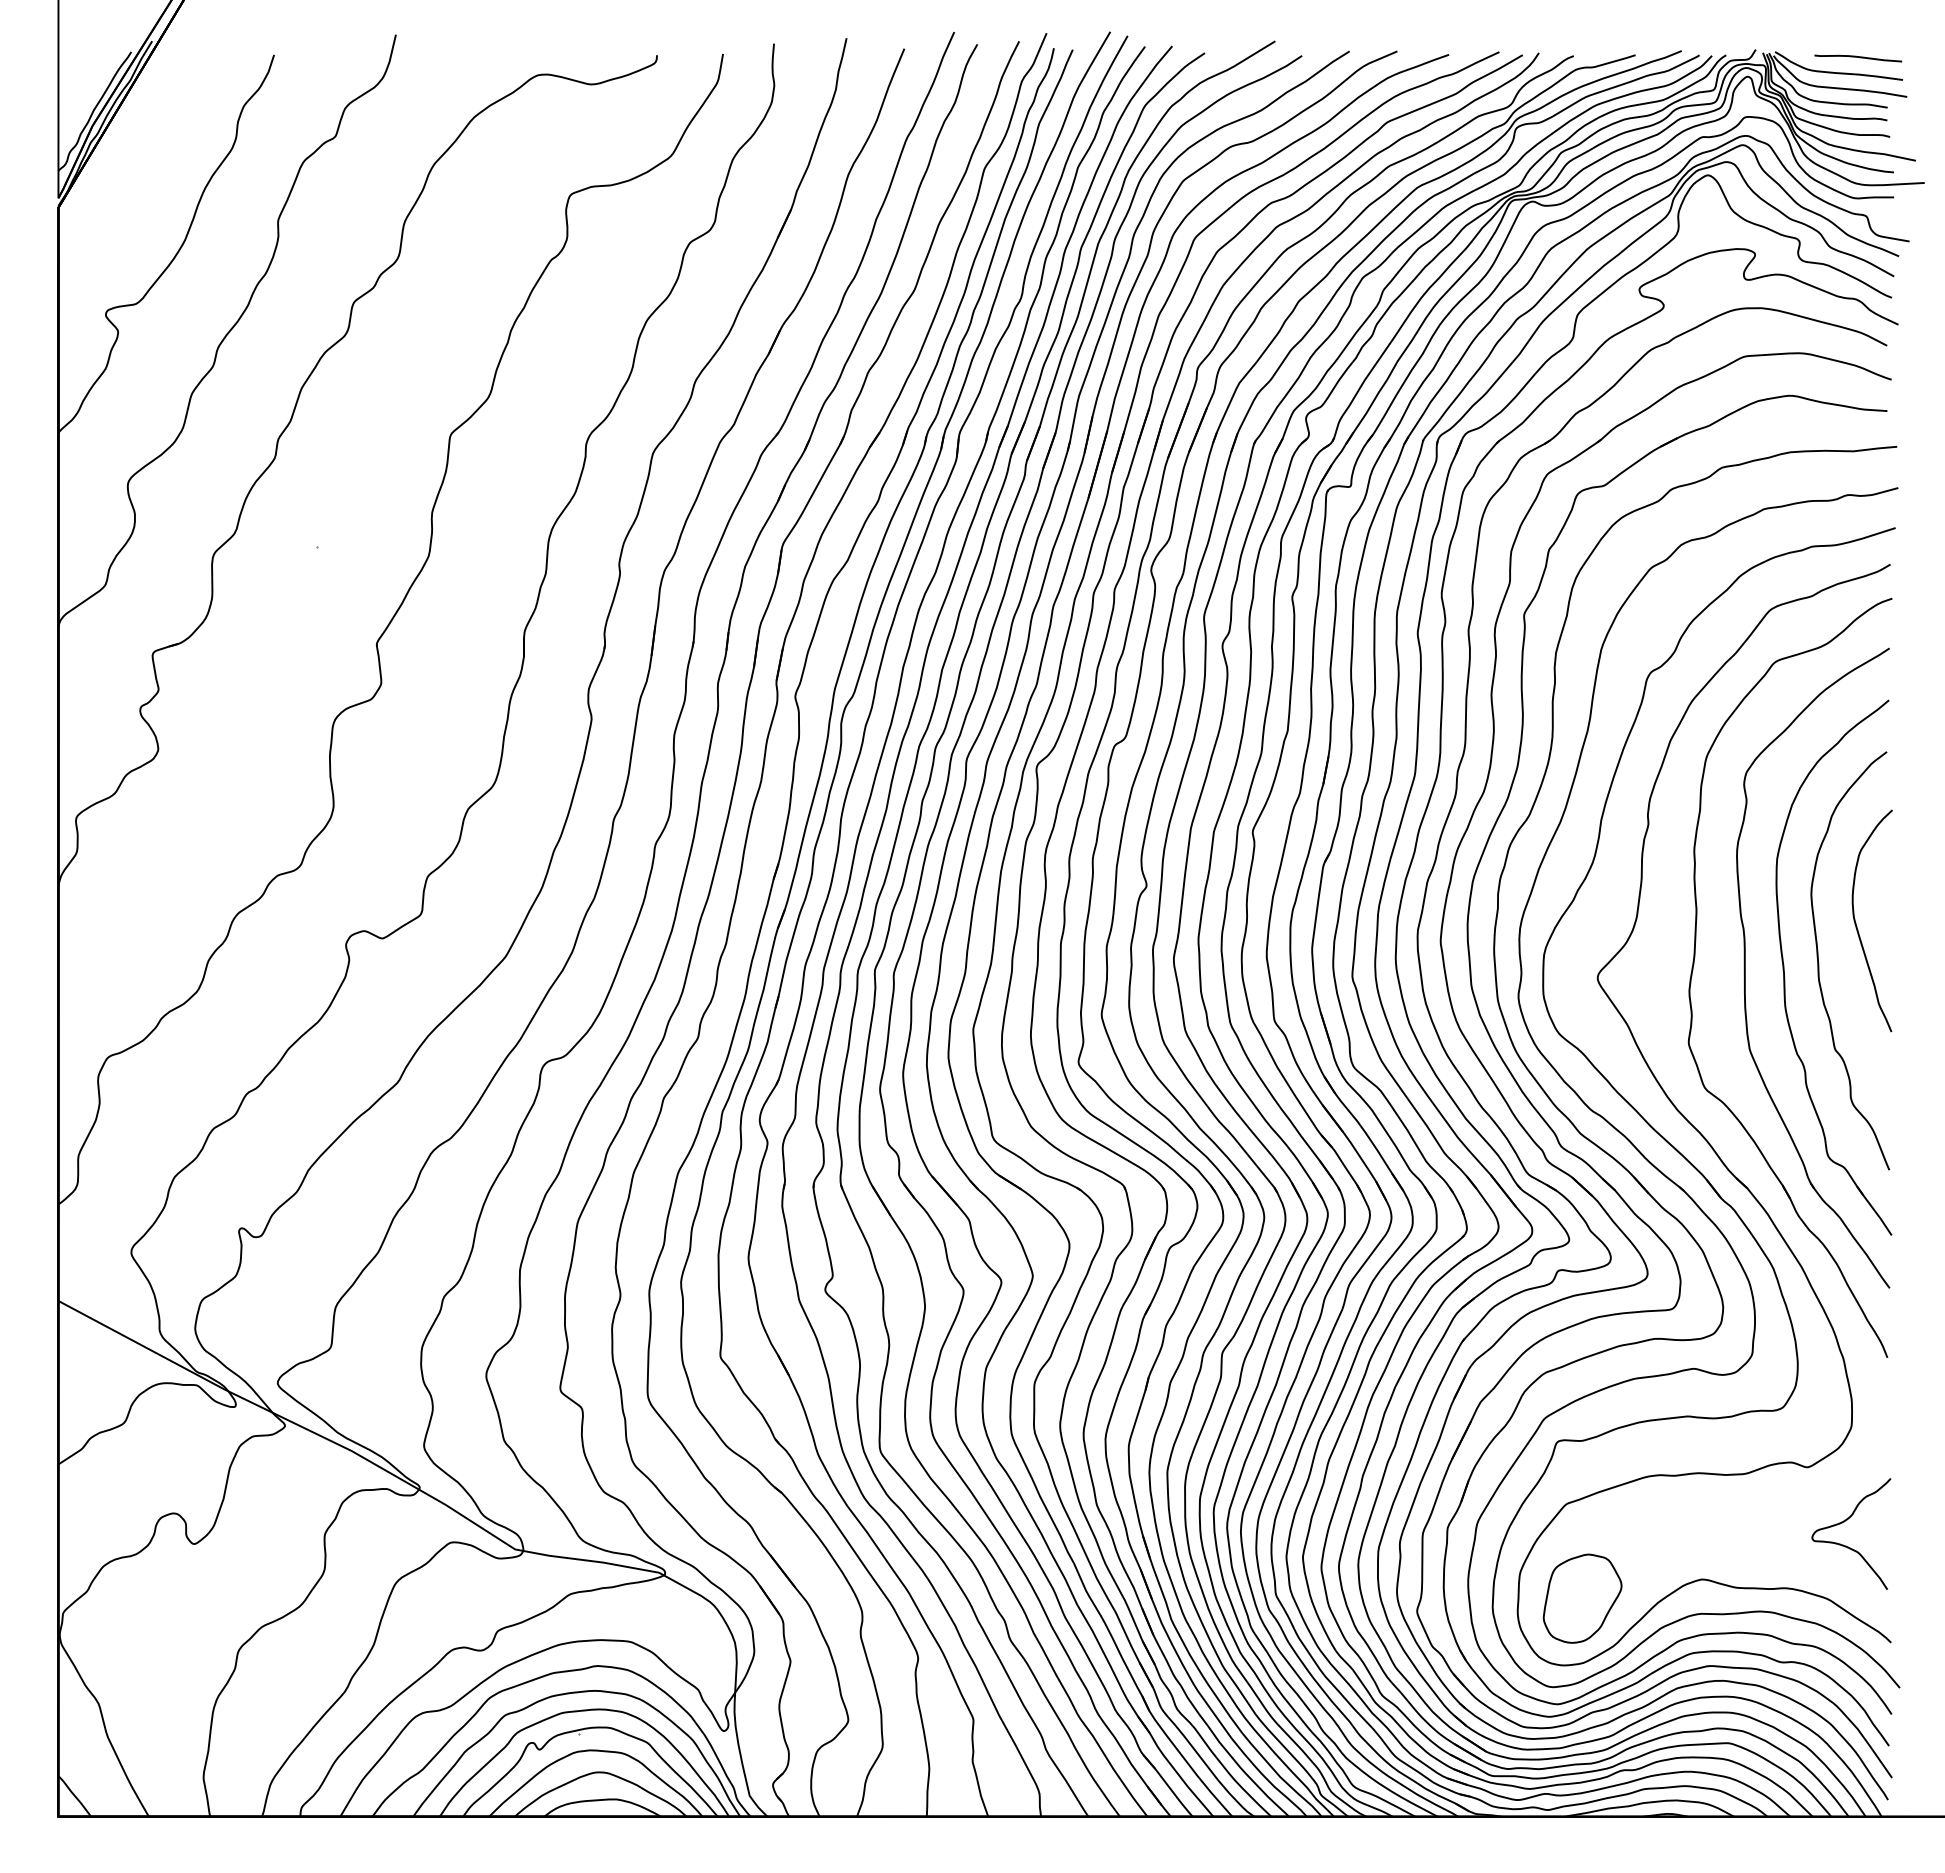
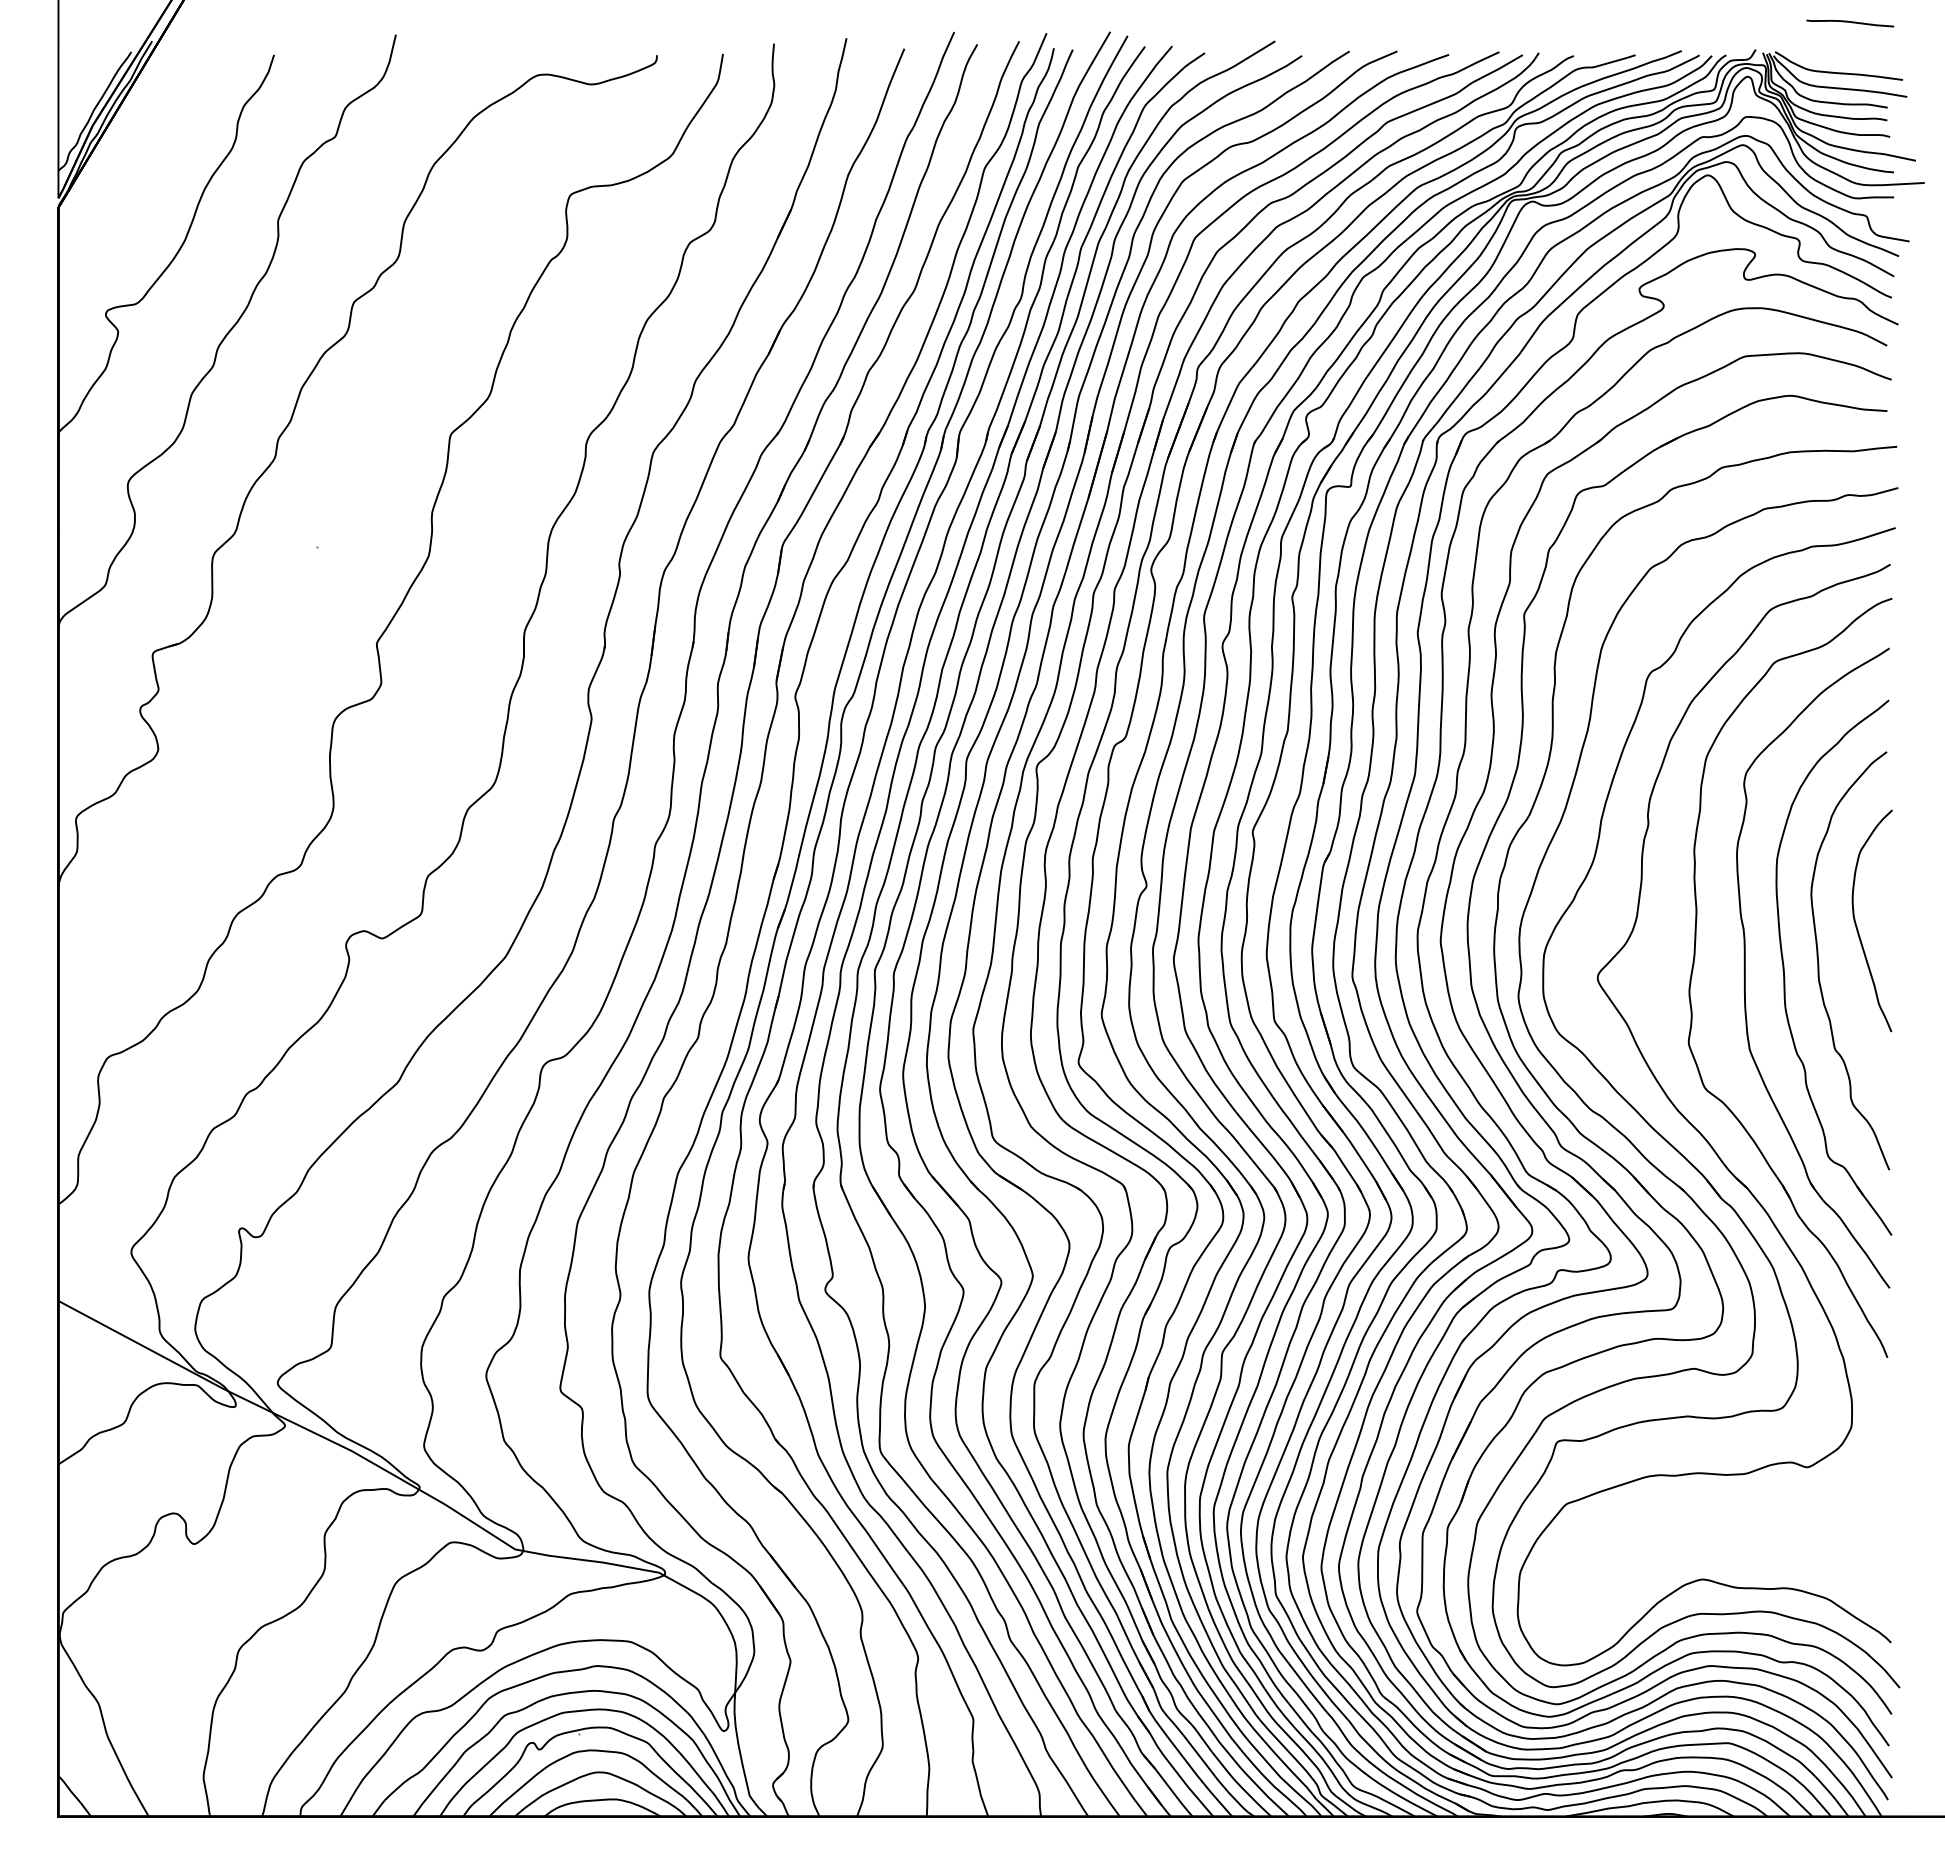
curve position: (1858, 57) -> (1850, 22) (1850, 22)
curve: present -> none (1846, 1545)
part: present -> none (1582, 1598)
